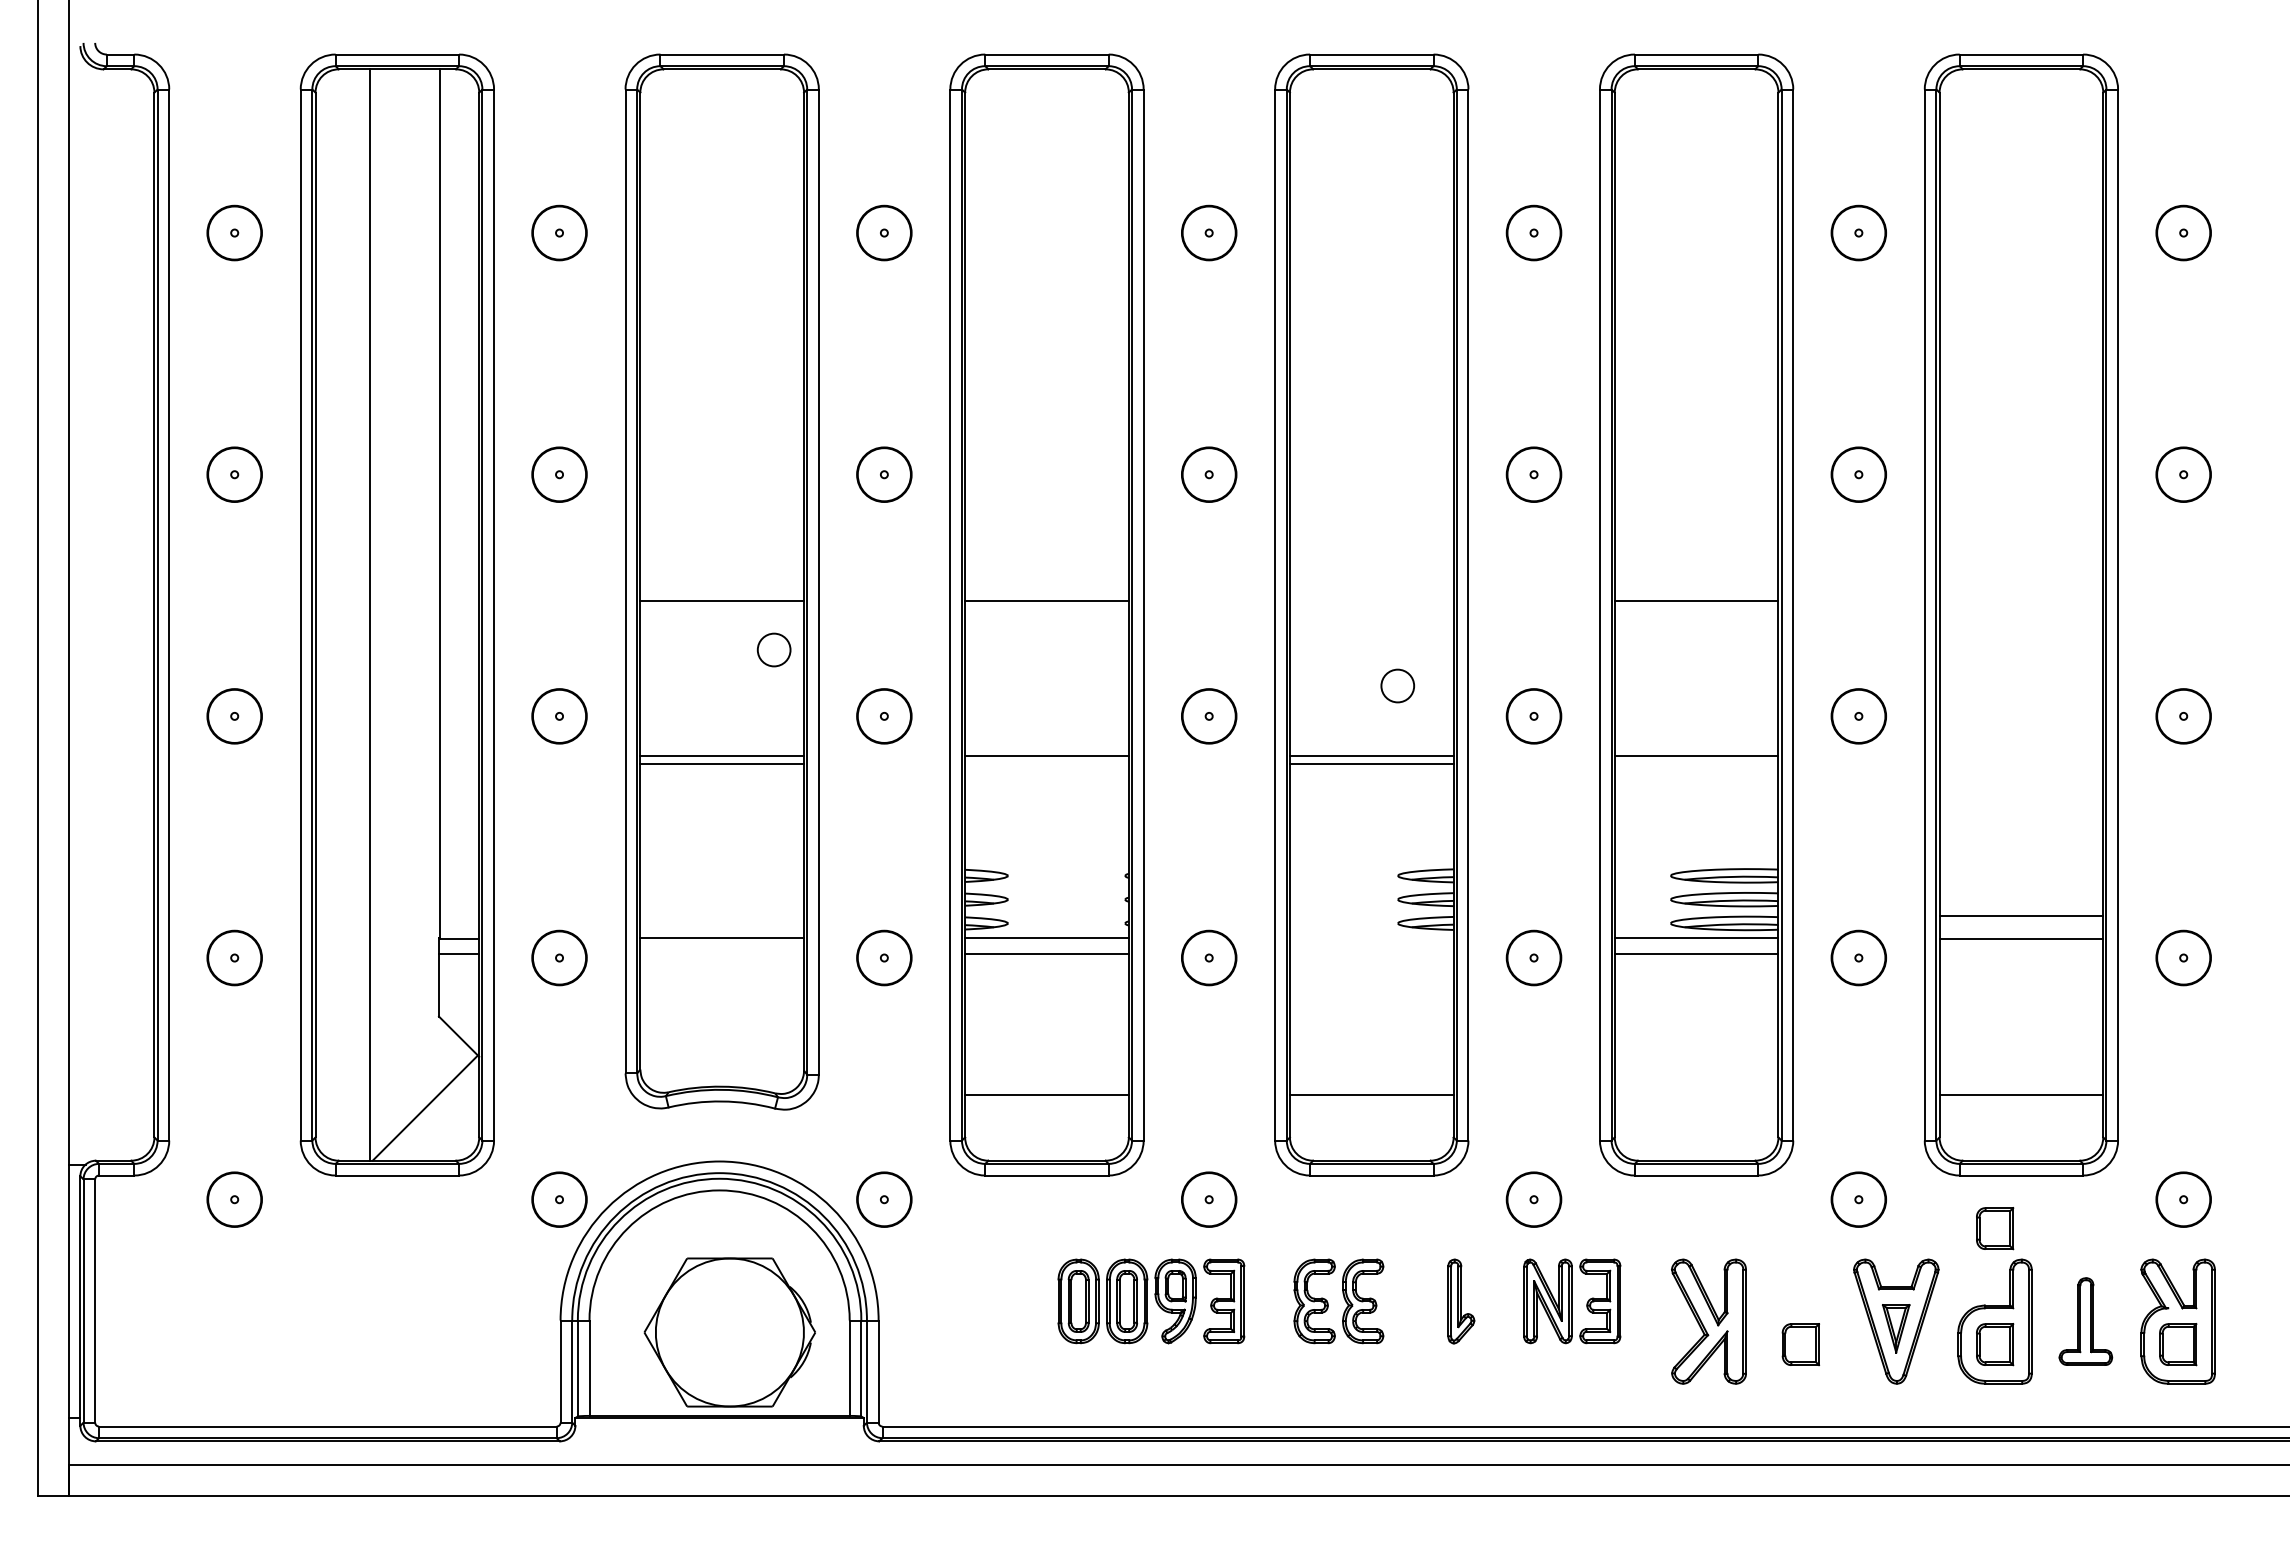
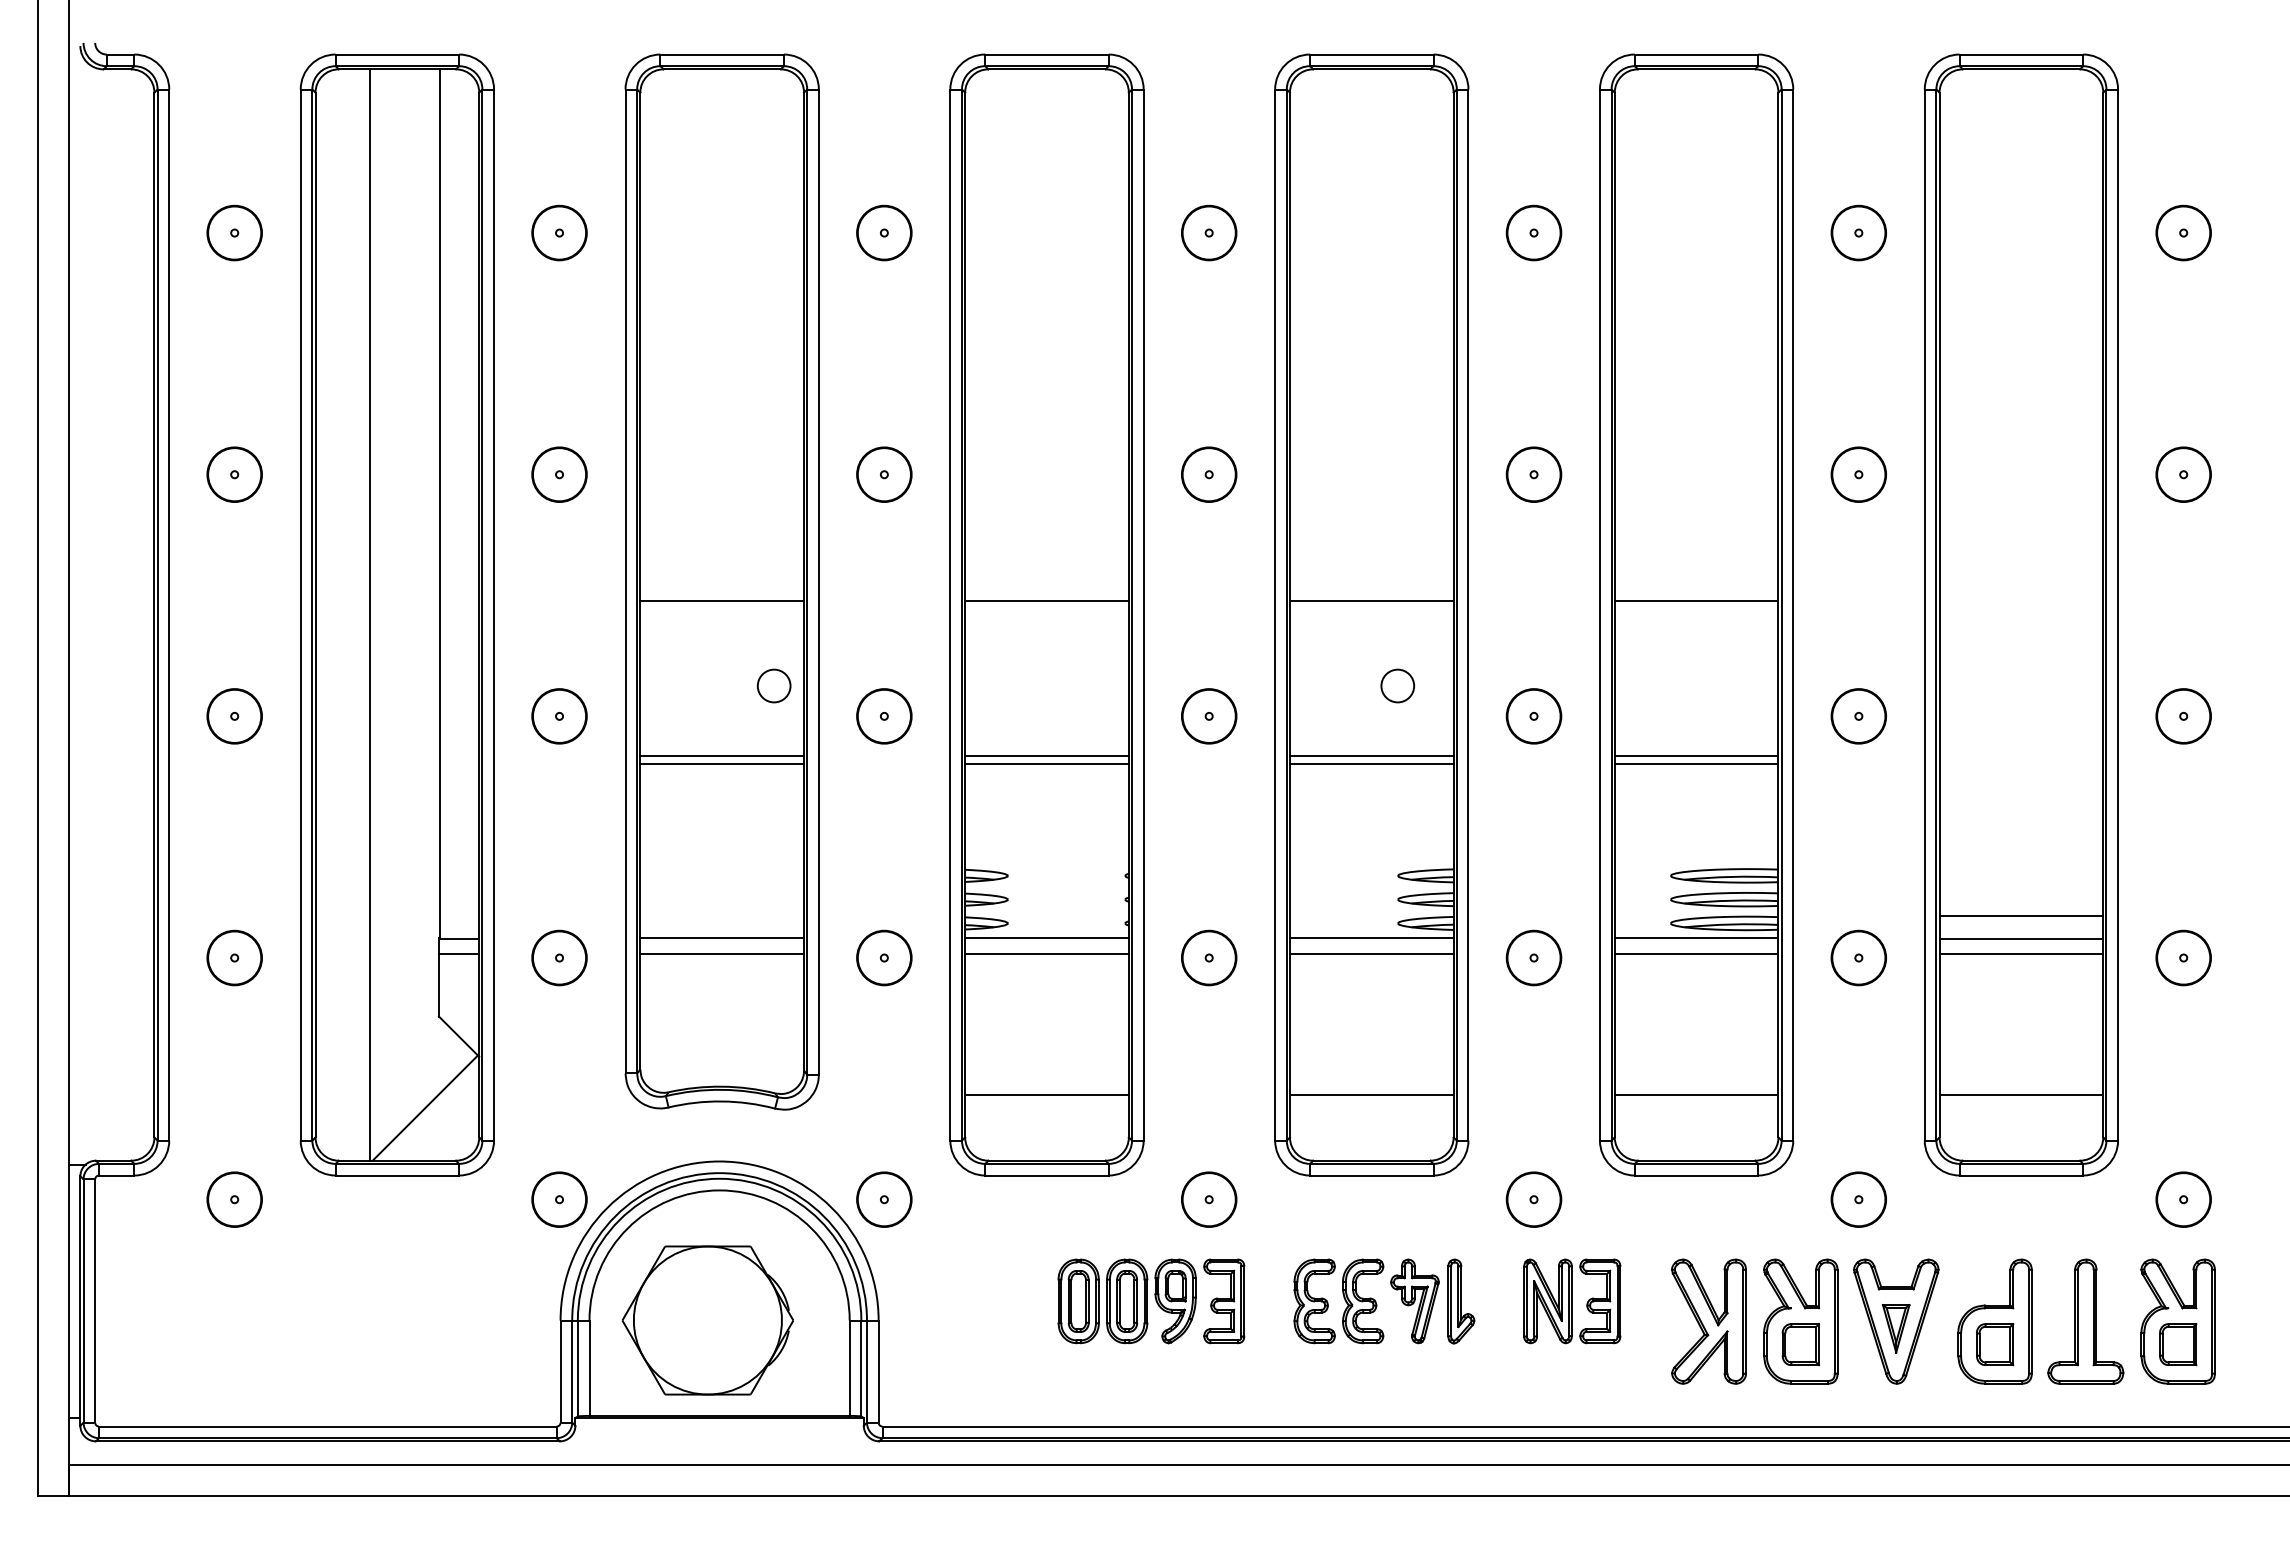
line: none -> present (1371, 600)
circle position: (773, 649) -> (773, 685) (773, 685)
line: none -> present (1046, 764)
line: none -> present (1696, 764)
line: none -> present (1371, 938)
line: none -> present (722, 953)
line: none -> present (1371, 953)
line: none -> present (2021, 953)
line: none -> present (1696, 1094)
part: present -> none (1995, 1228)
part: none -> present (1414, 1301)
part: none -> present (1800, 1321)
part size: 56x89 px -> 78x127 px (2085, 1321)
part position: (729, 1332) -> (707, 1320) (707, 1320)
